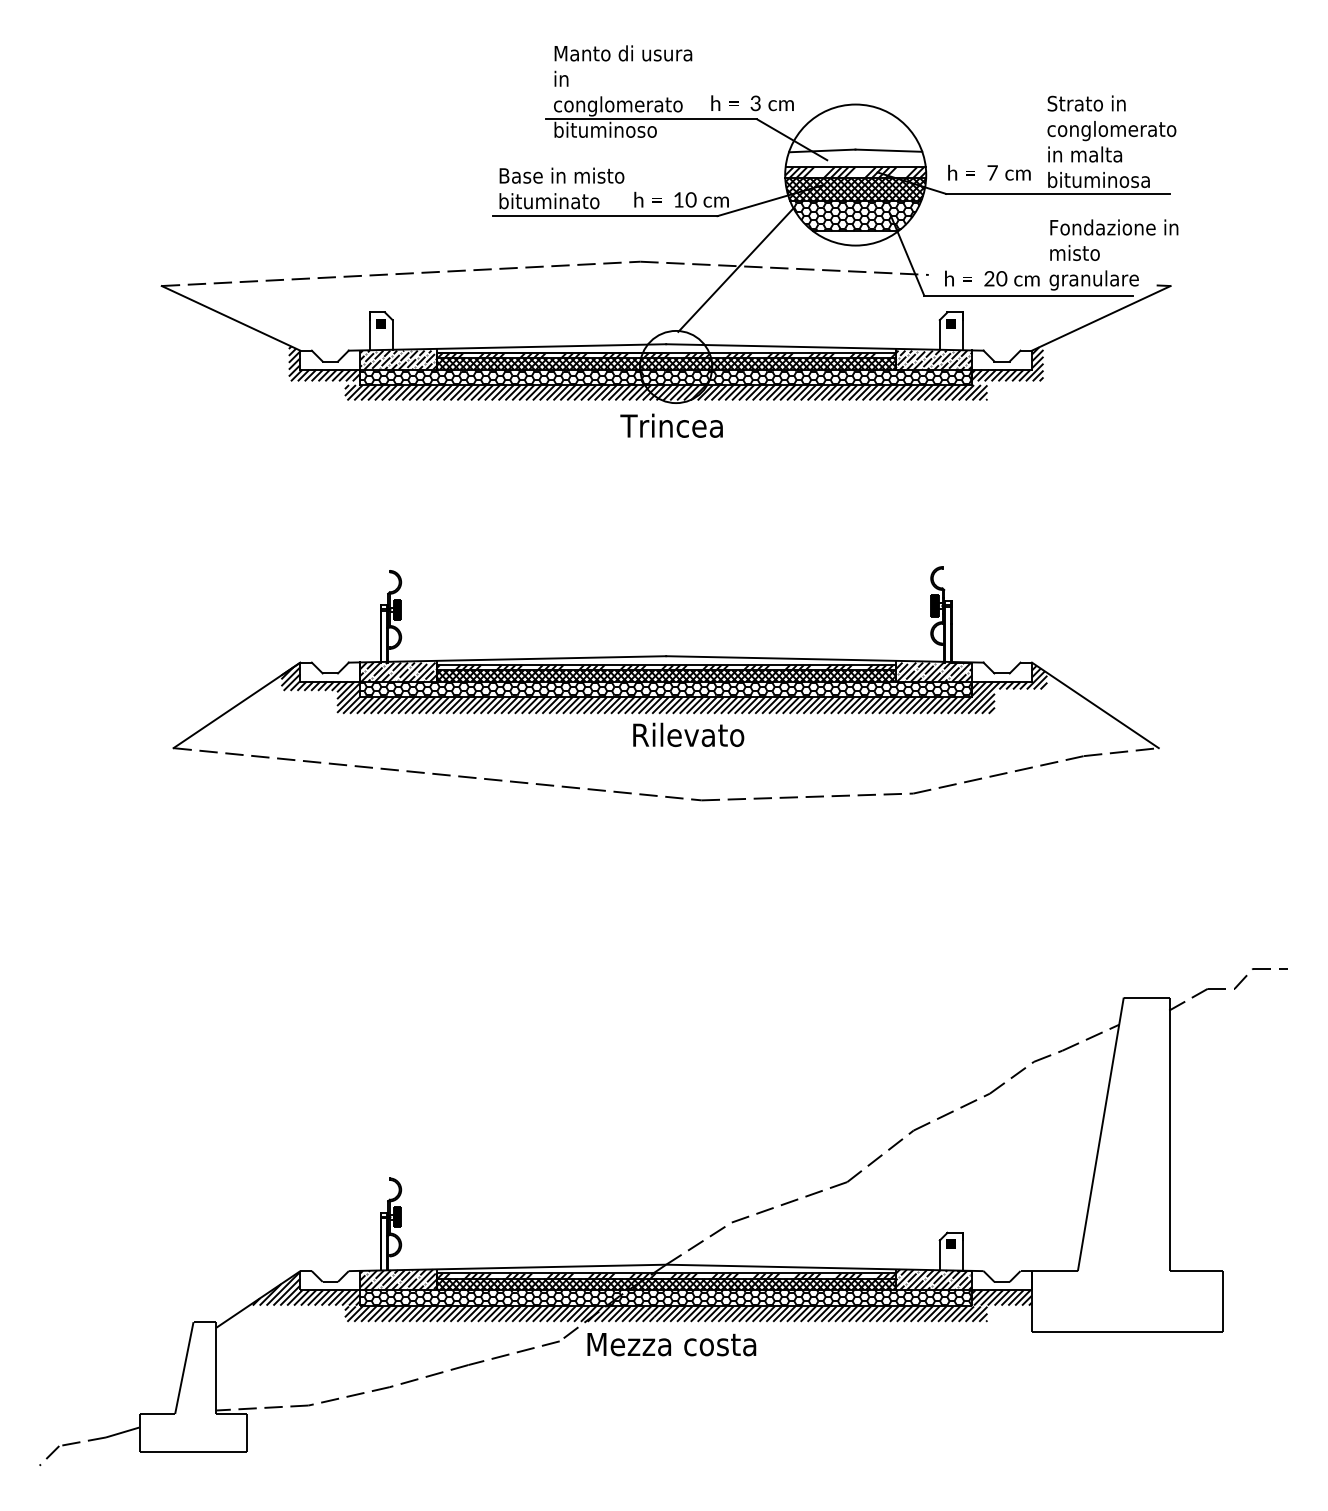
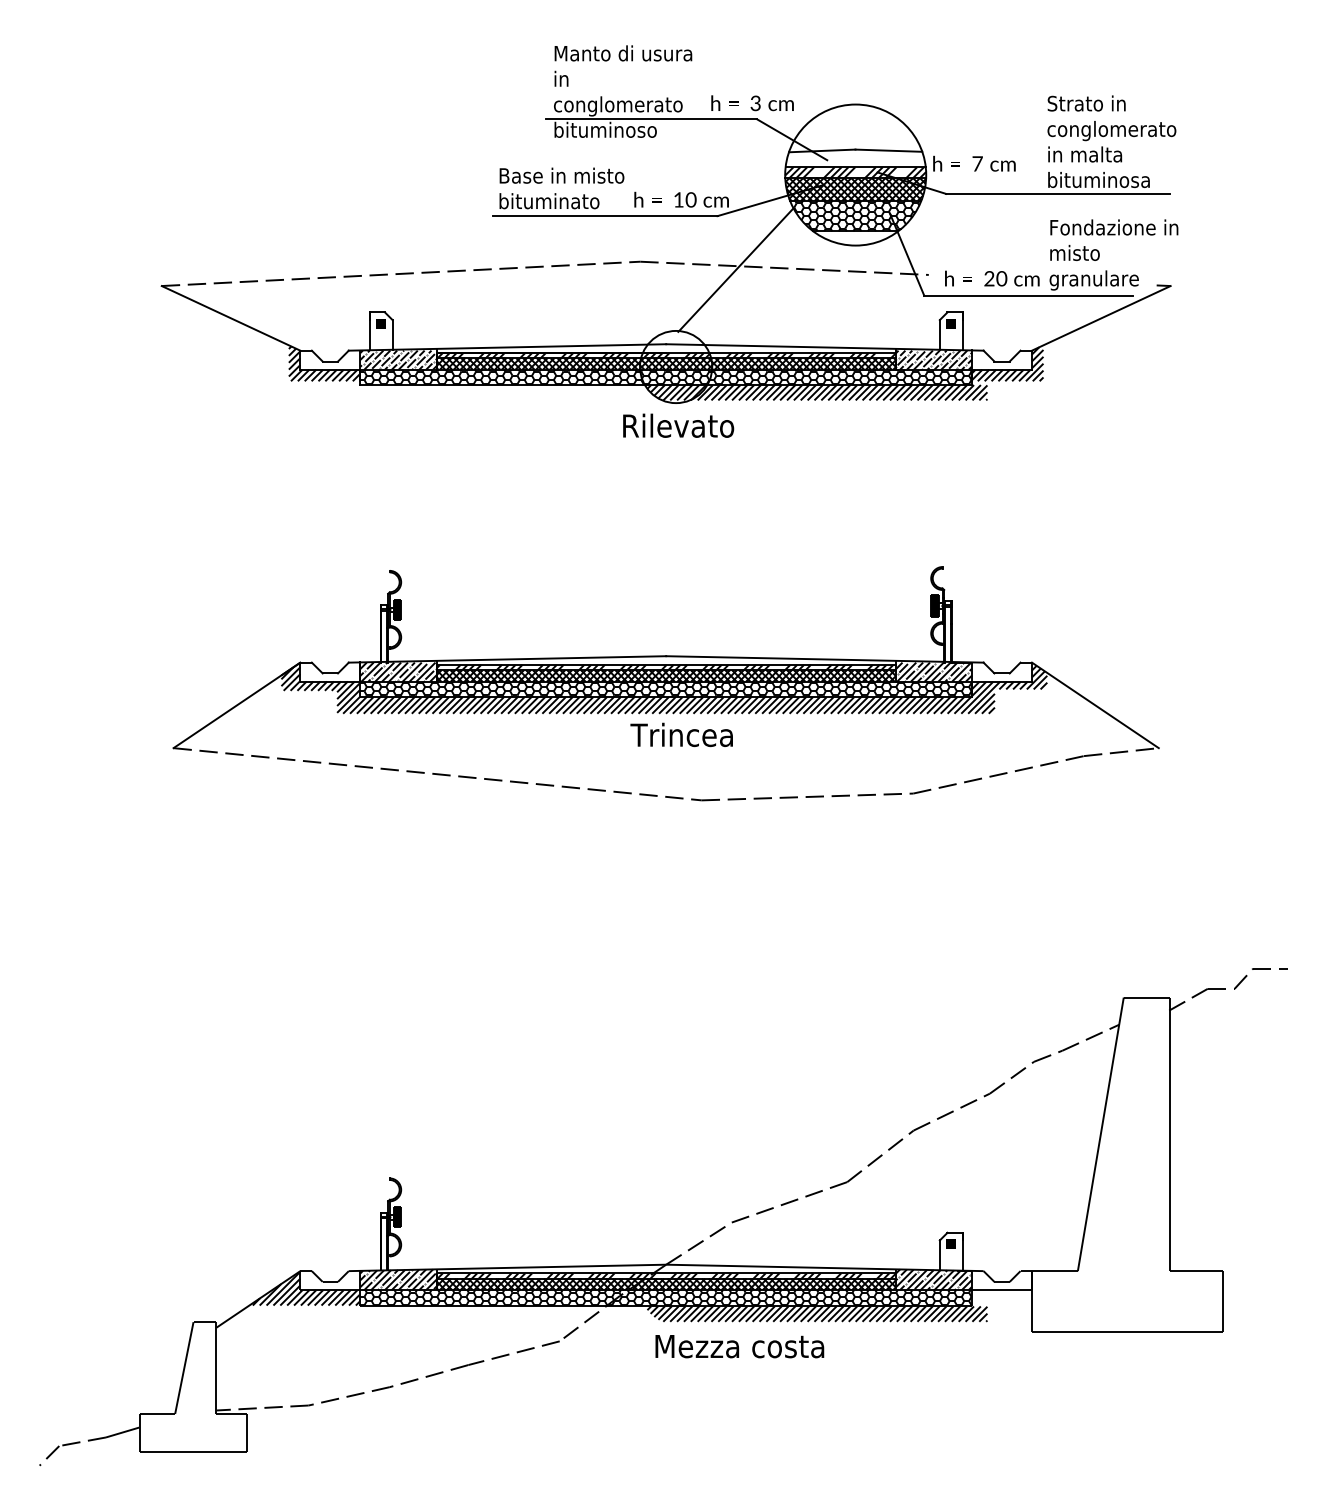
text position: (989, 172) -> (974, 163) (974, 163)
hatch: present -> none (501, 392)
text: Trincea -> Rilevato (677, 425)
text: Rilevato -> Trincea (687, 734)
hatch: present -> none (1002, 1297)
hatch: present -> none (501, 1313)
text position: (671, 1344) -> (739, 1346) (739, 1346)
